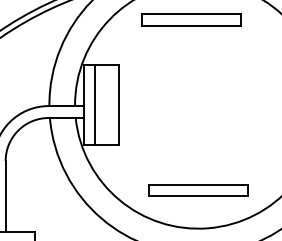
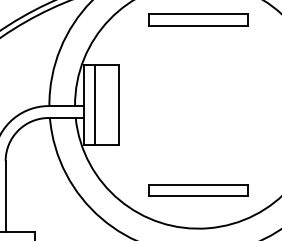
part position: (191, 19) -> (198, 19) (198, 19)
